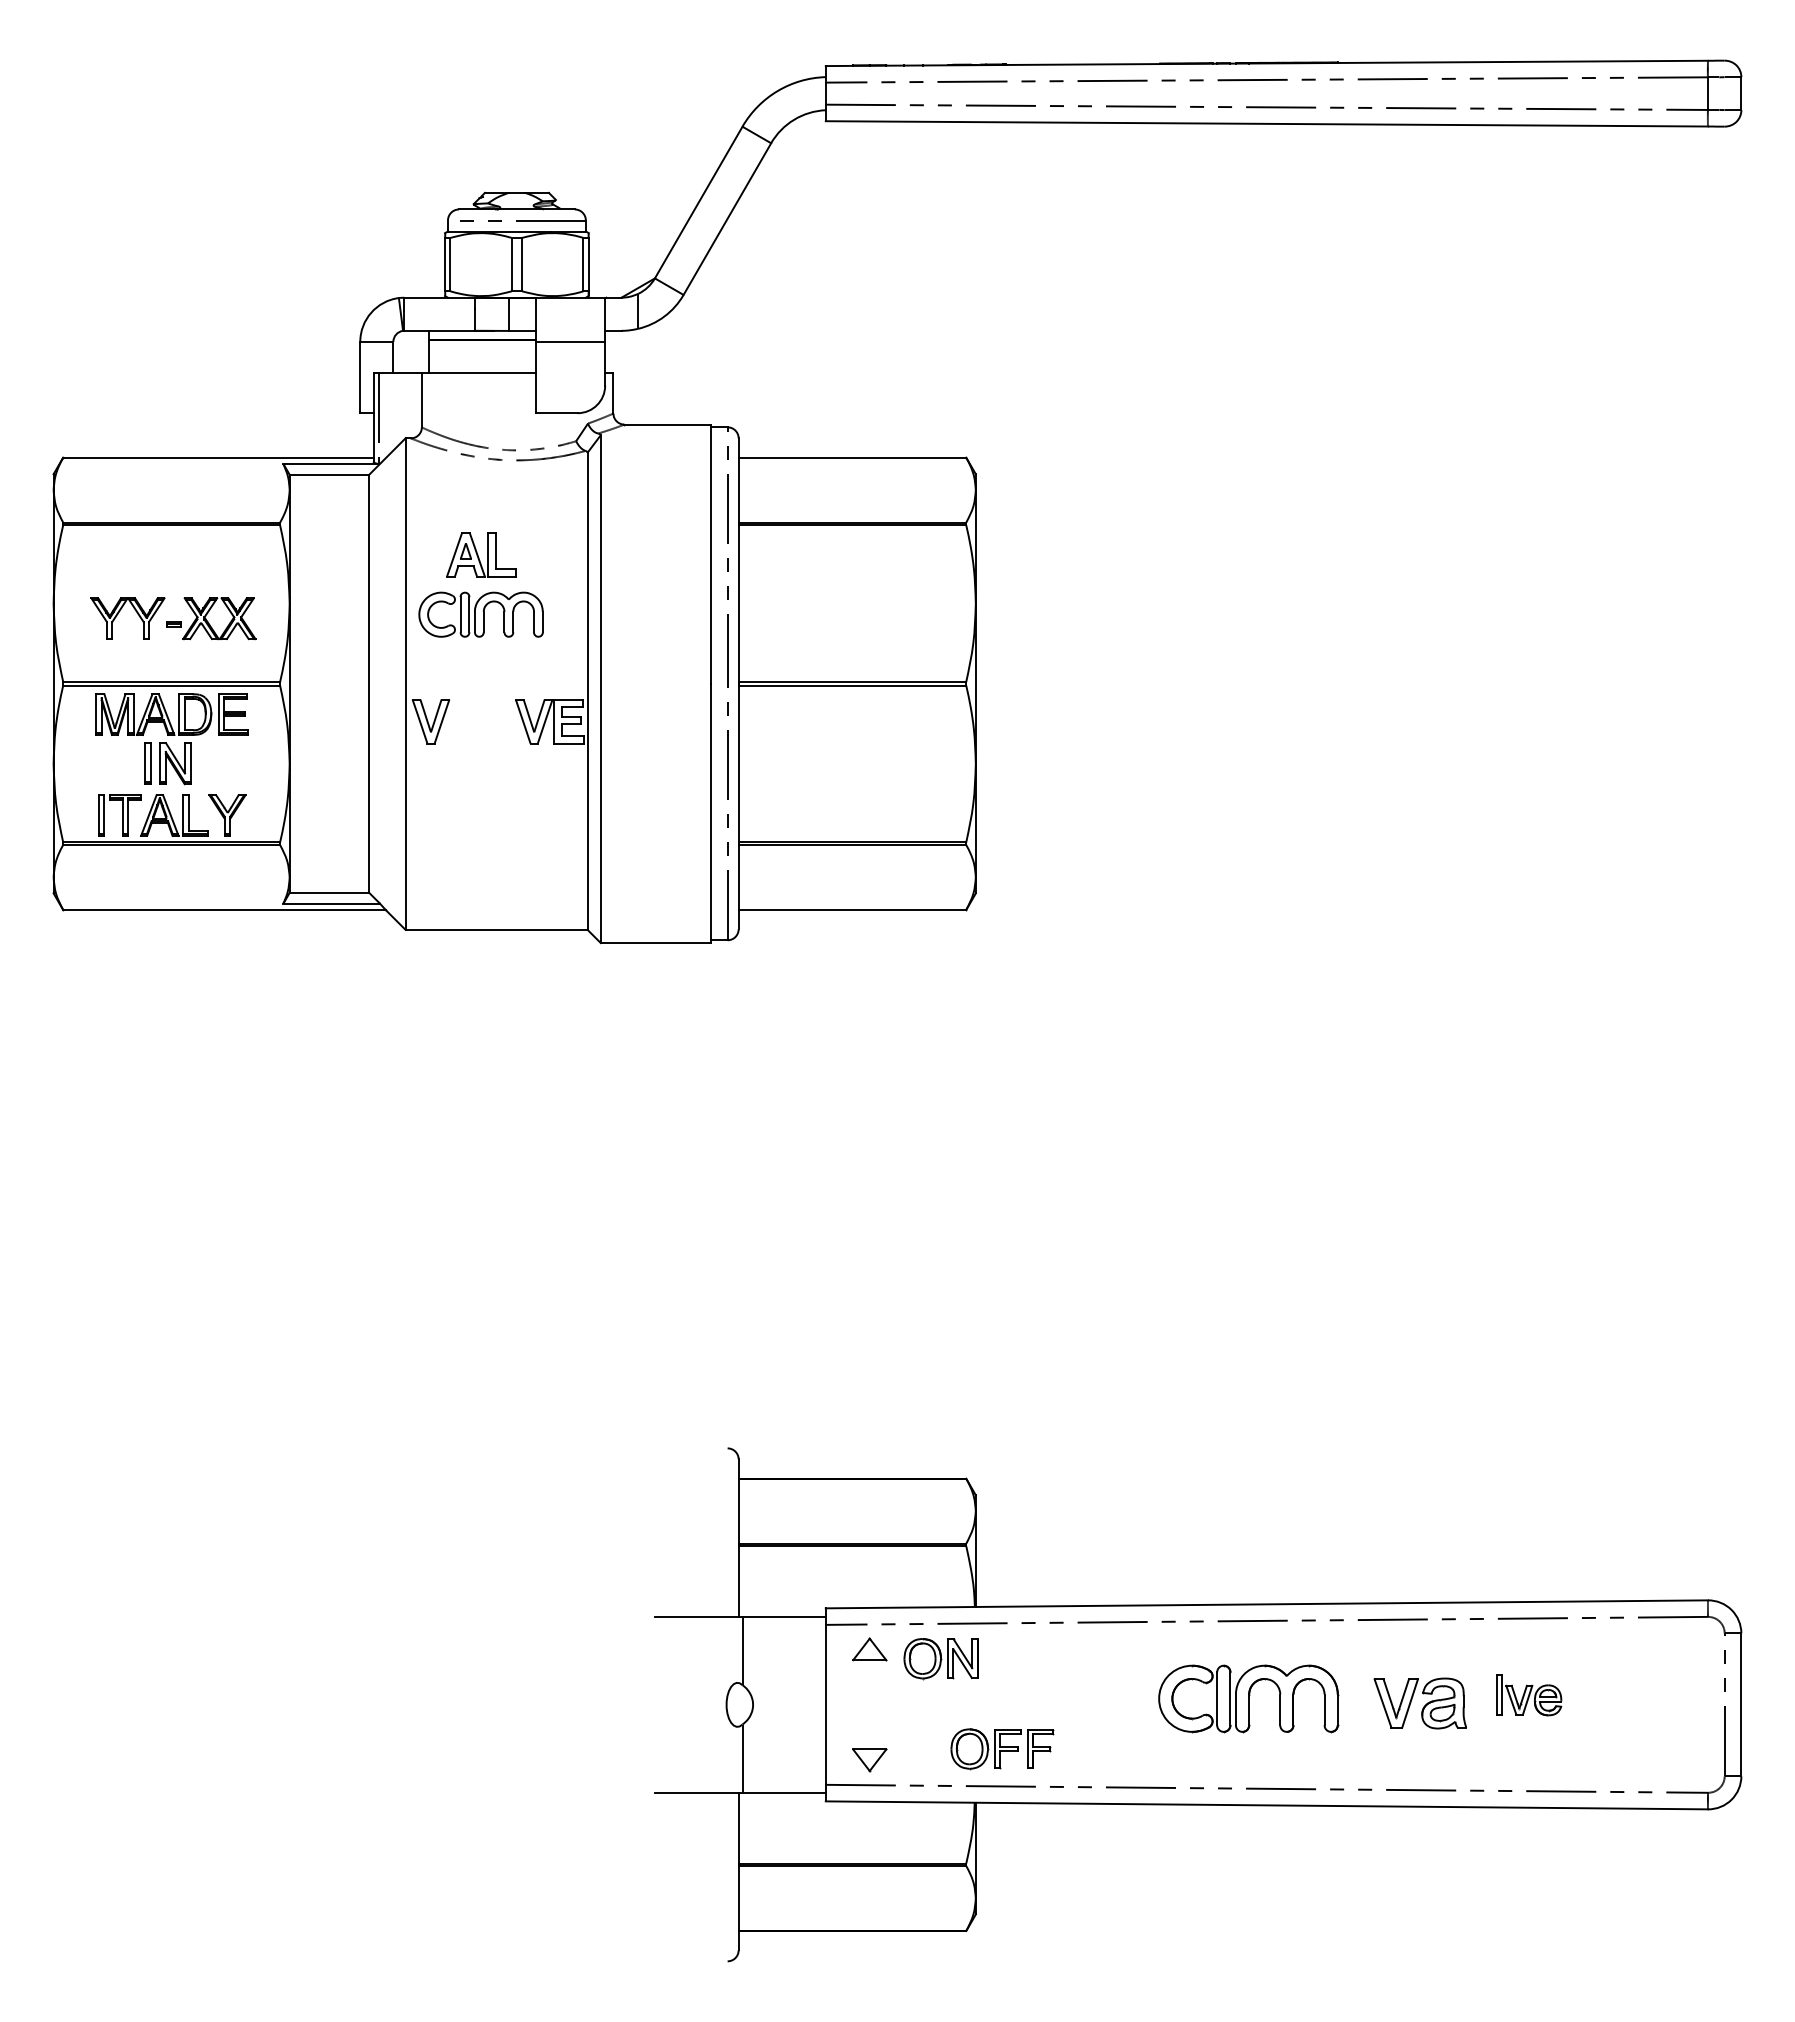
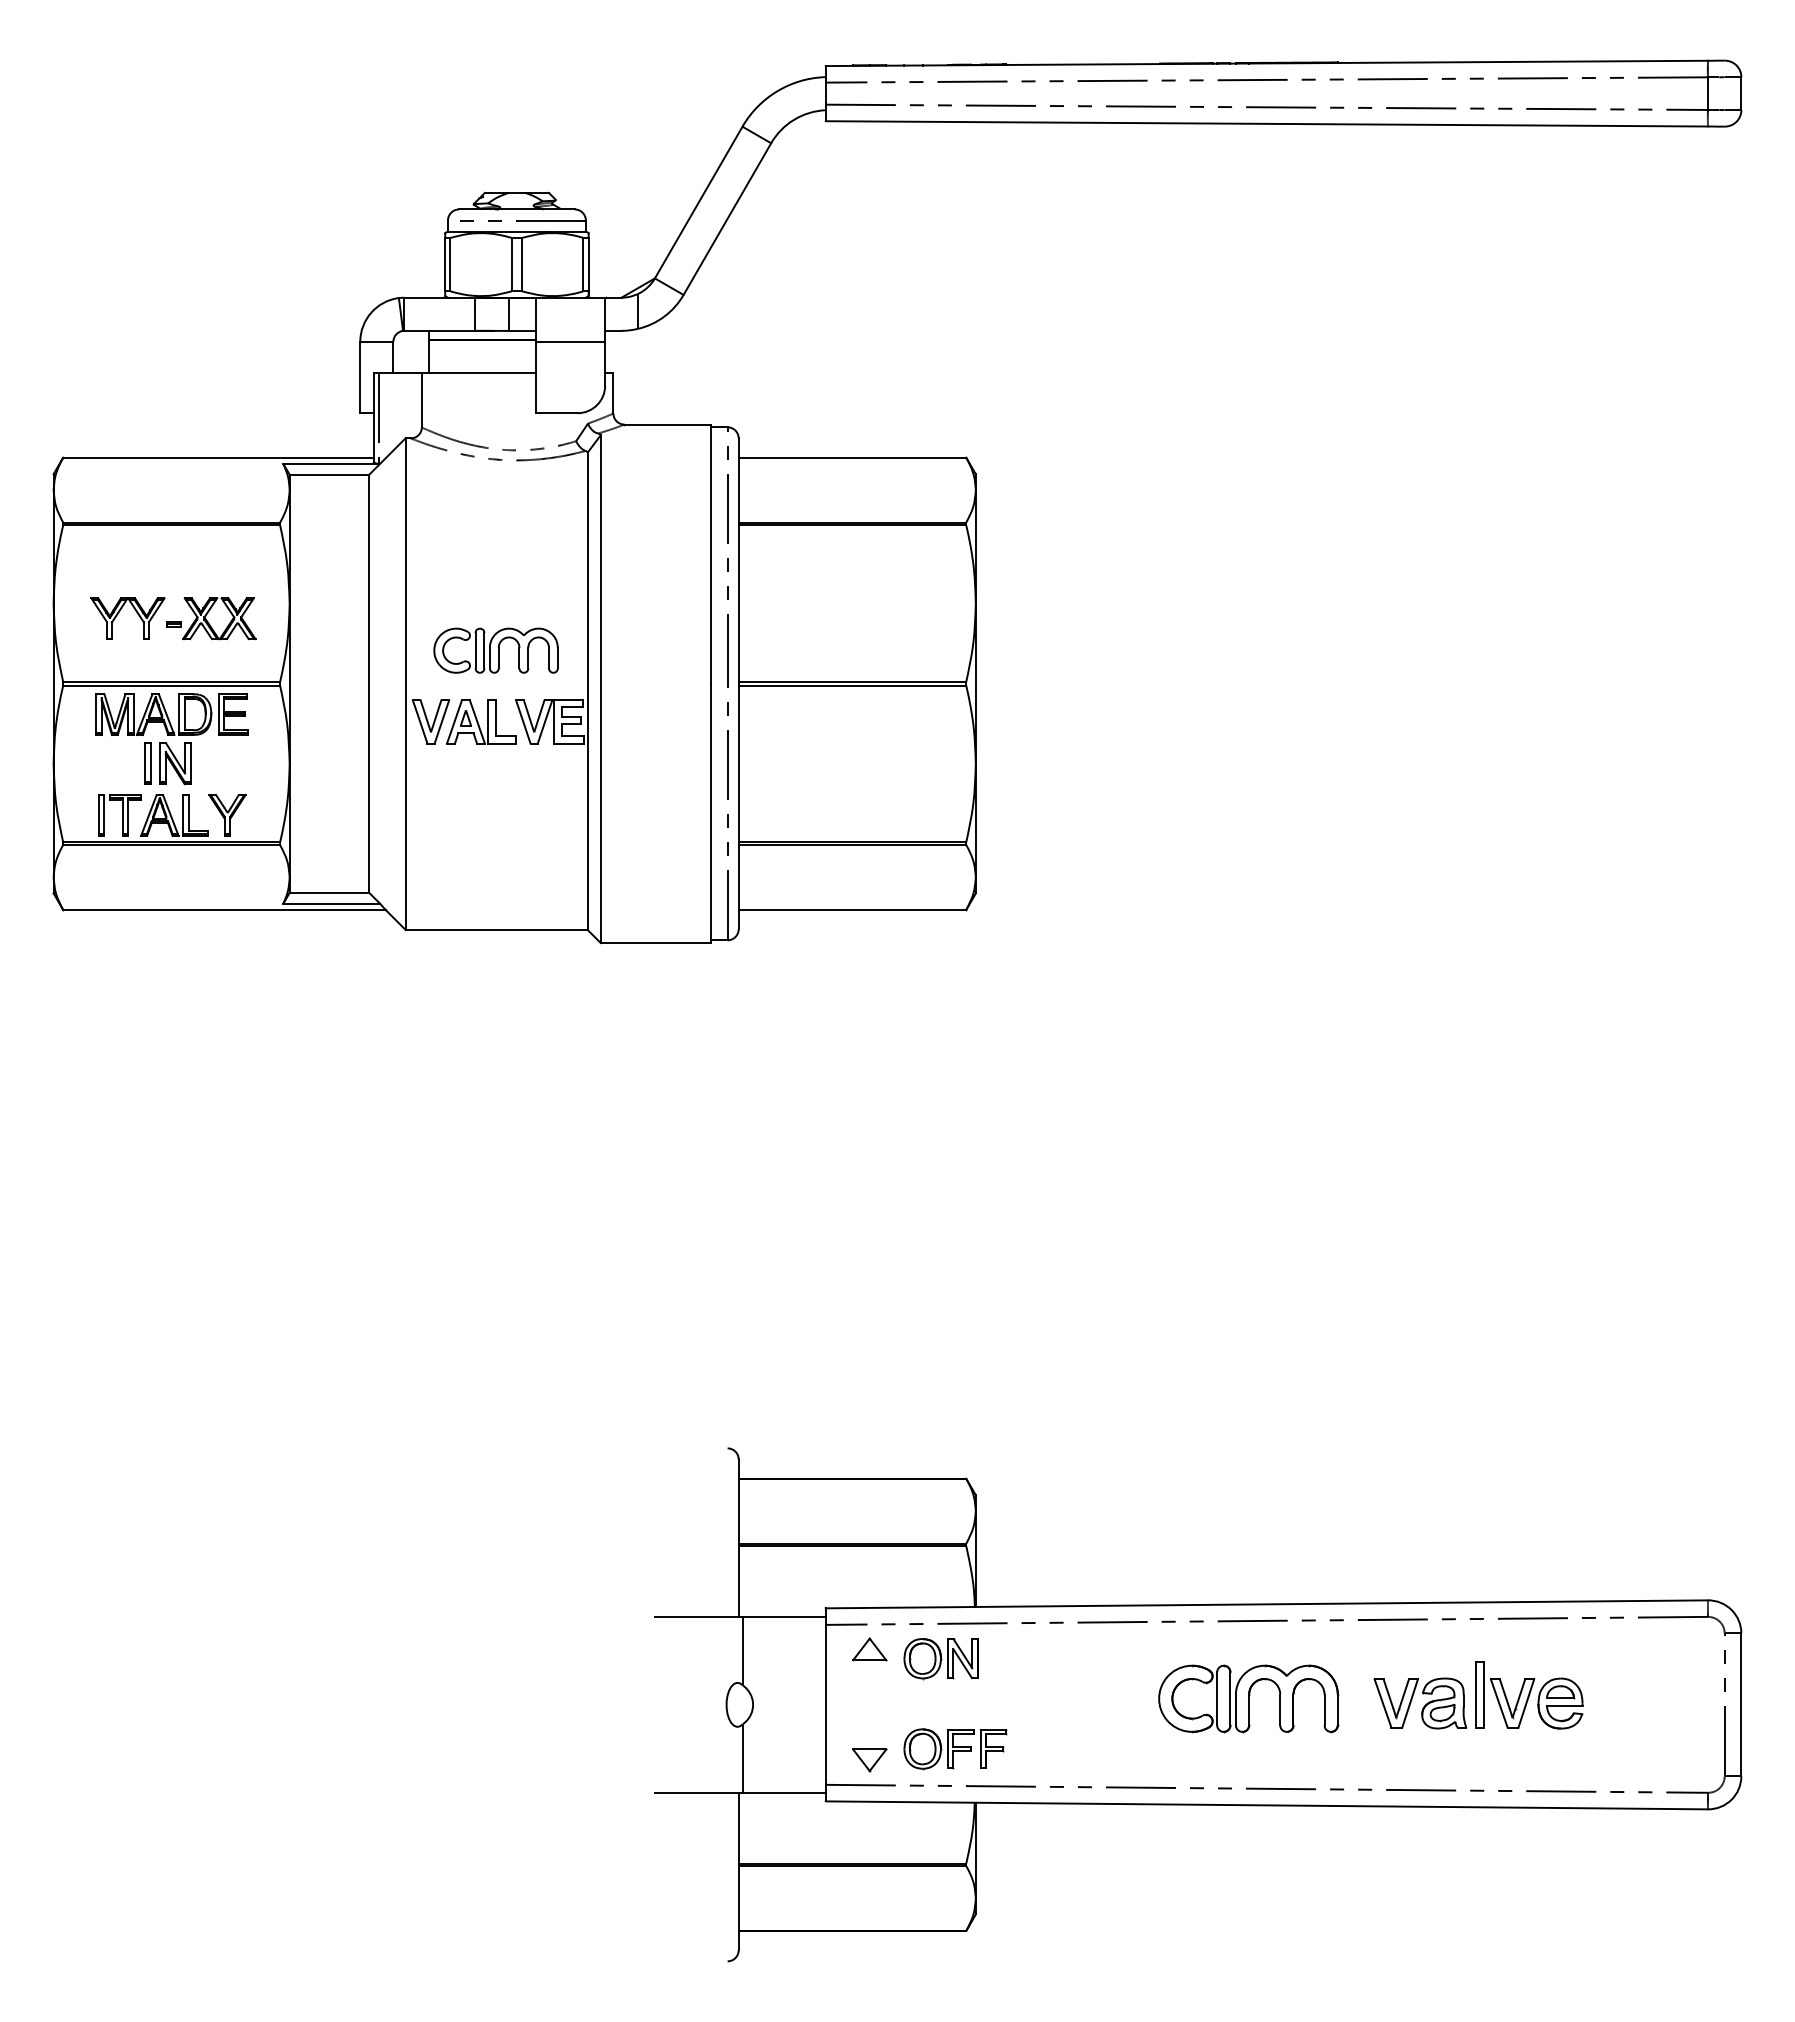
part position: (481, 554) -> (481, 721) (481, 721)
part position: (480, 614) -> (495, 650) (495, 650)
part size: 67x43 px -> 109x69 px (1529, 1695)
part position: (1002, 1749) -> (955, 1749) (955, 1749)
